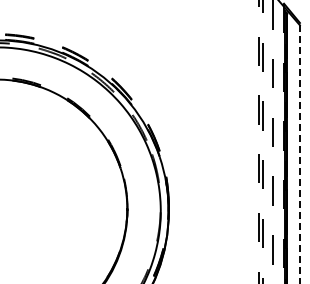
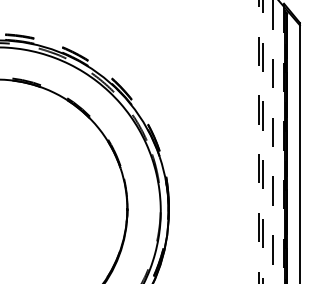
line: dashed -> solid (299, 152)
